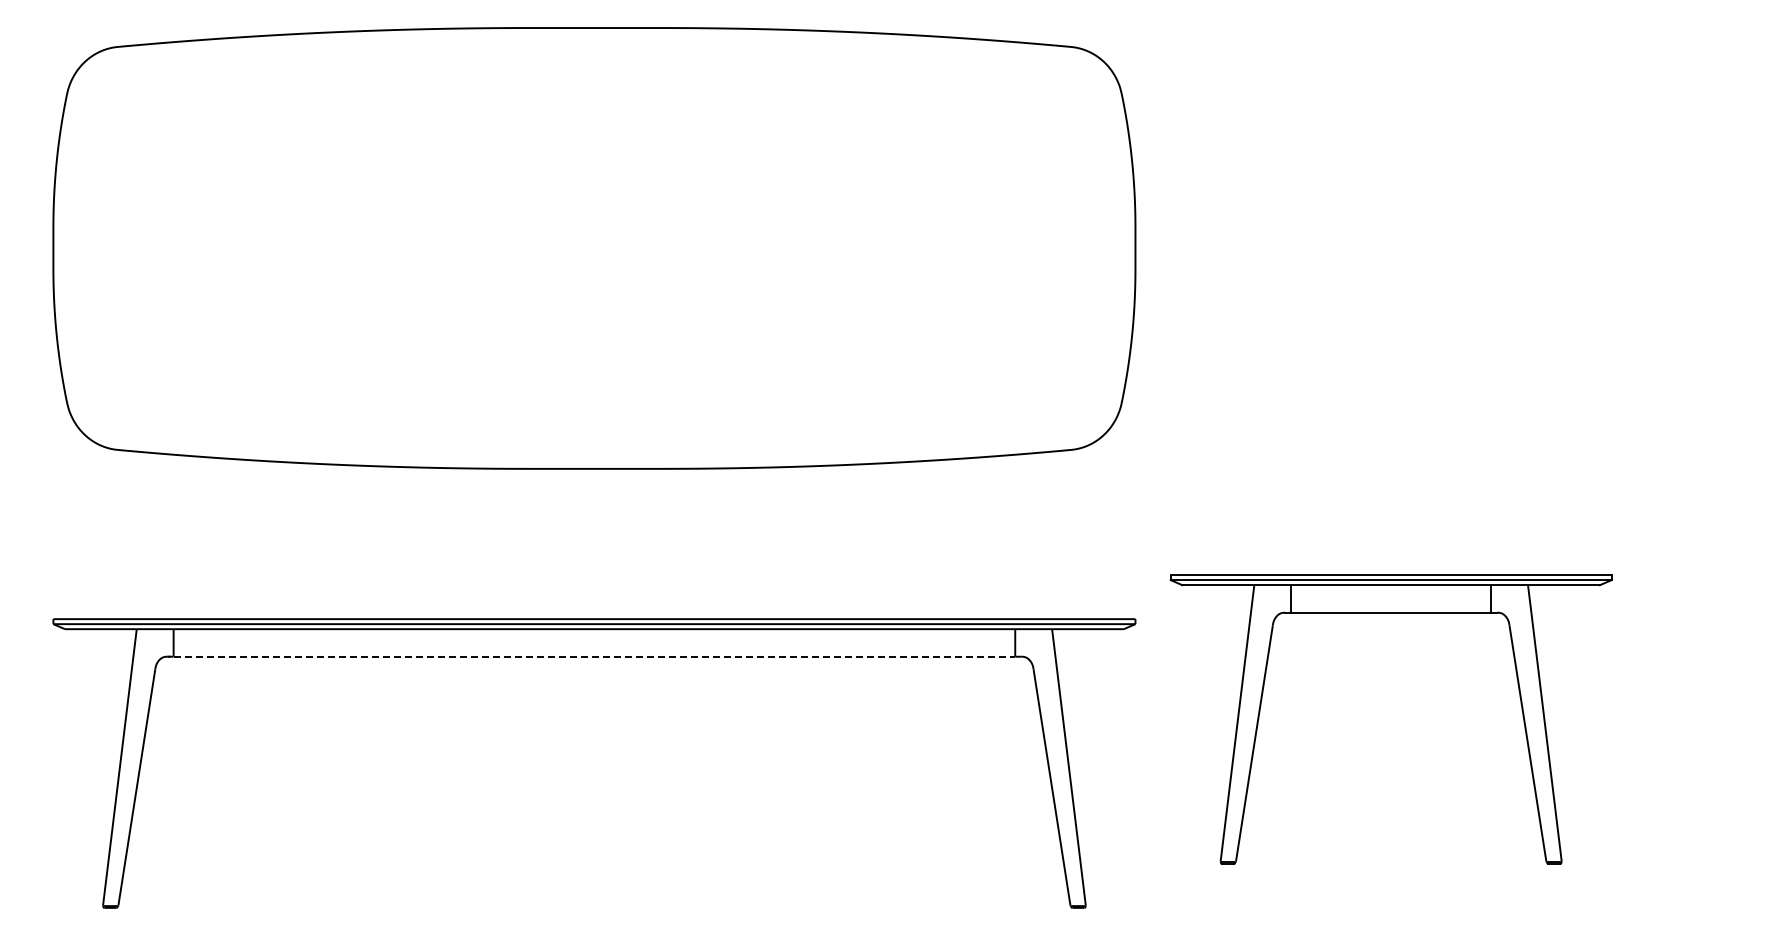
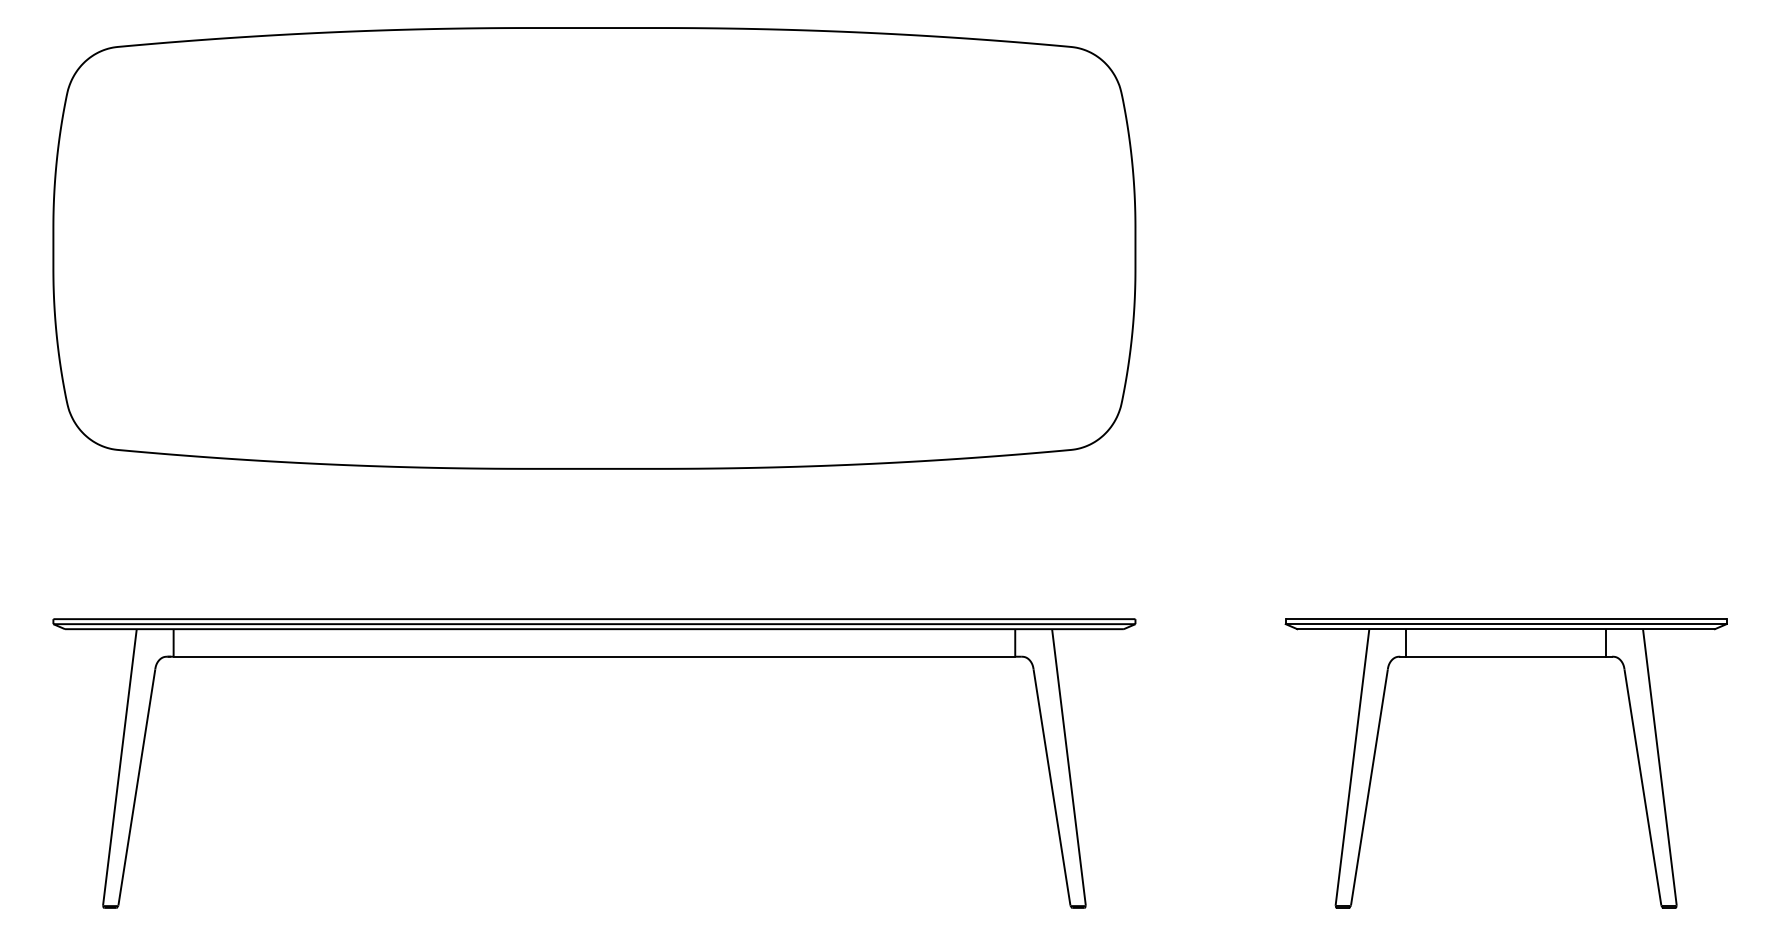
part position: (1390, 613) -> (1505, 657) (1505, 657)
line: dashed -> solid (594, 656)
